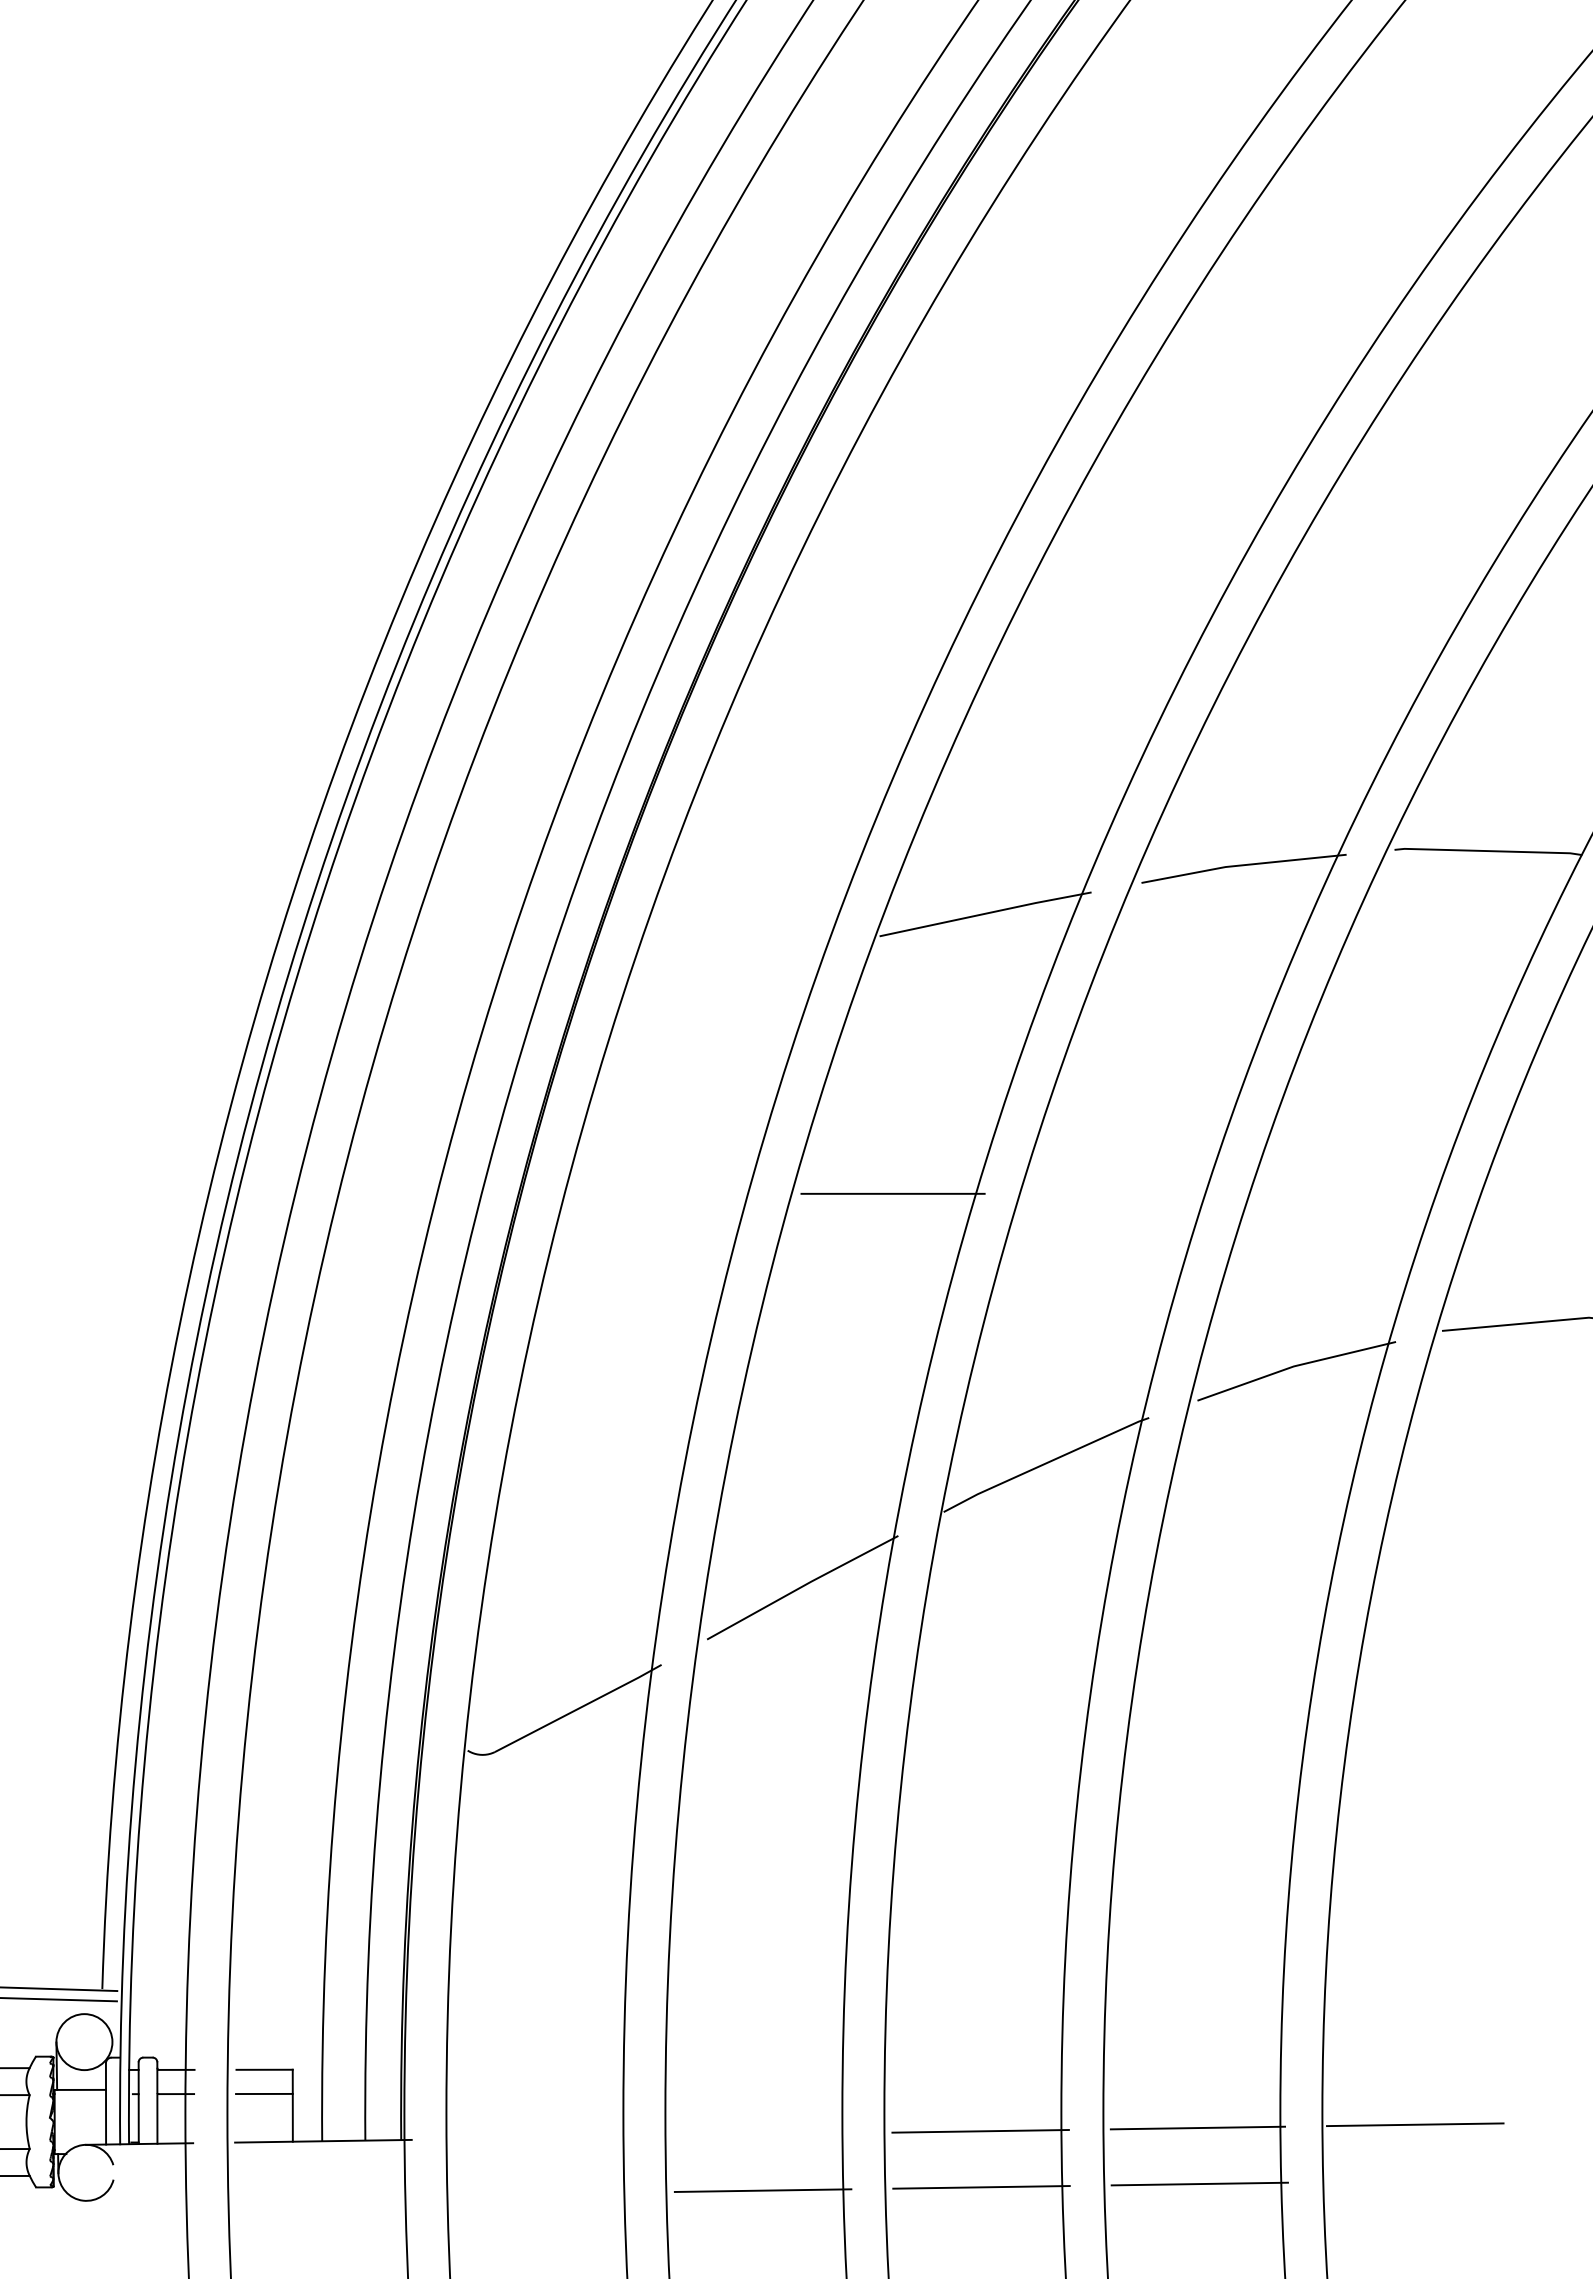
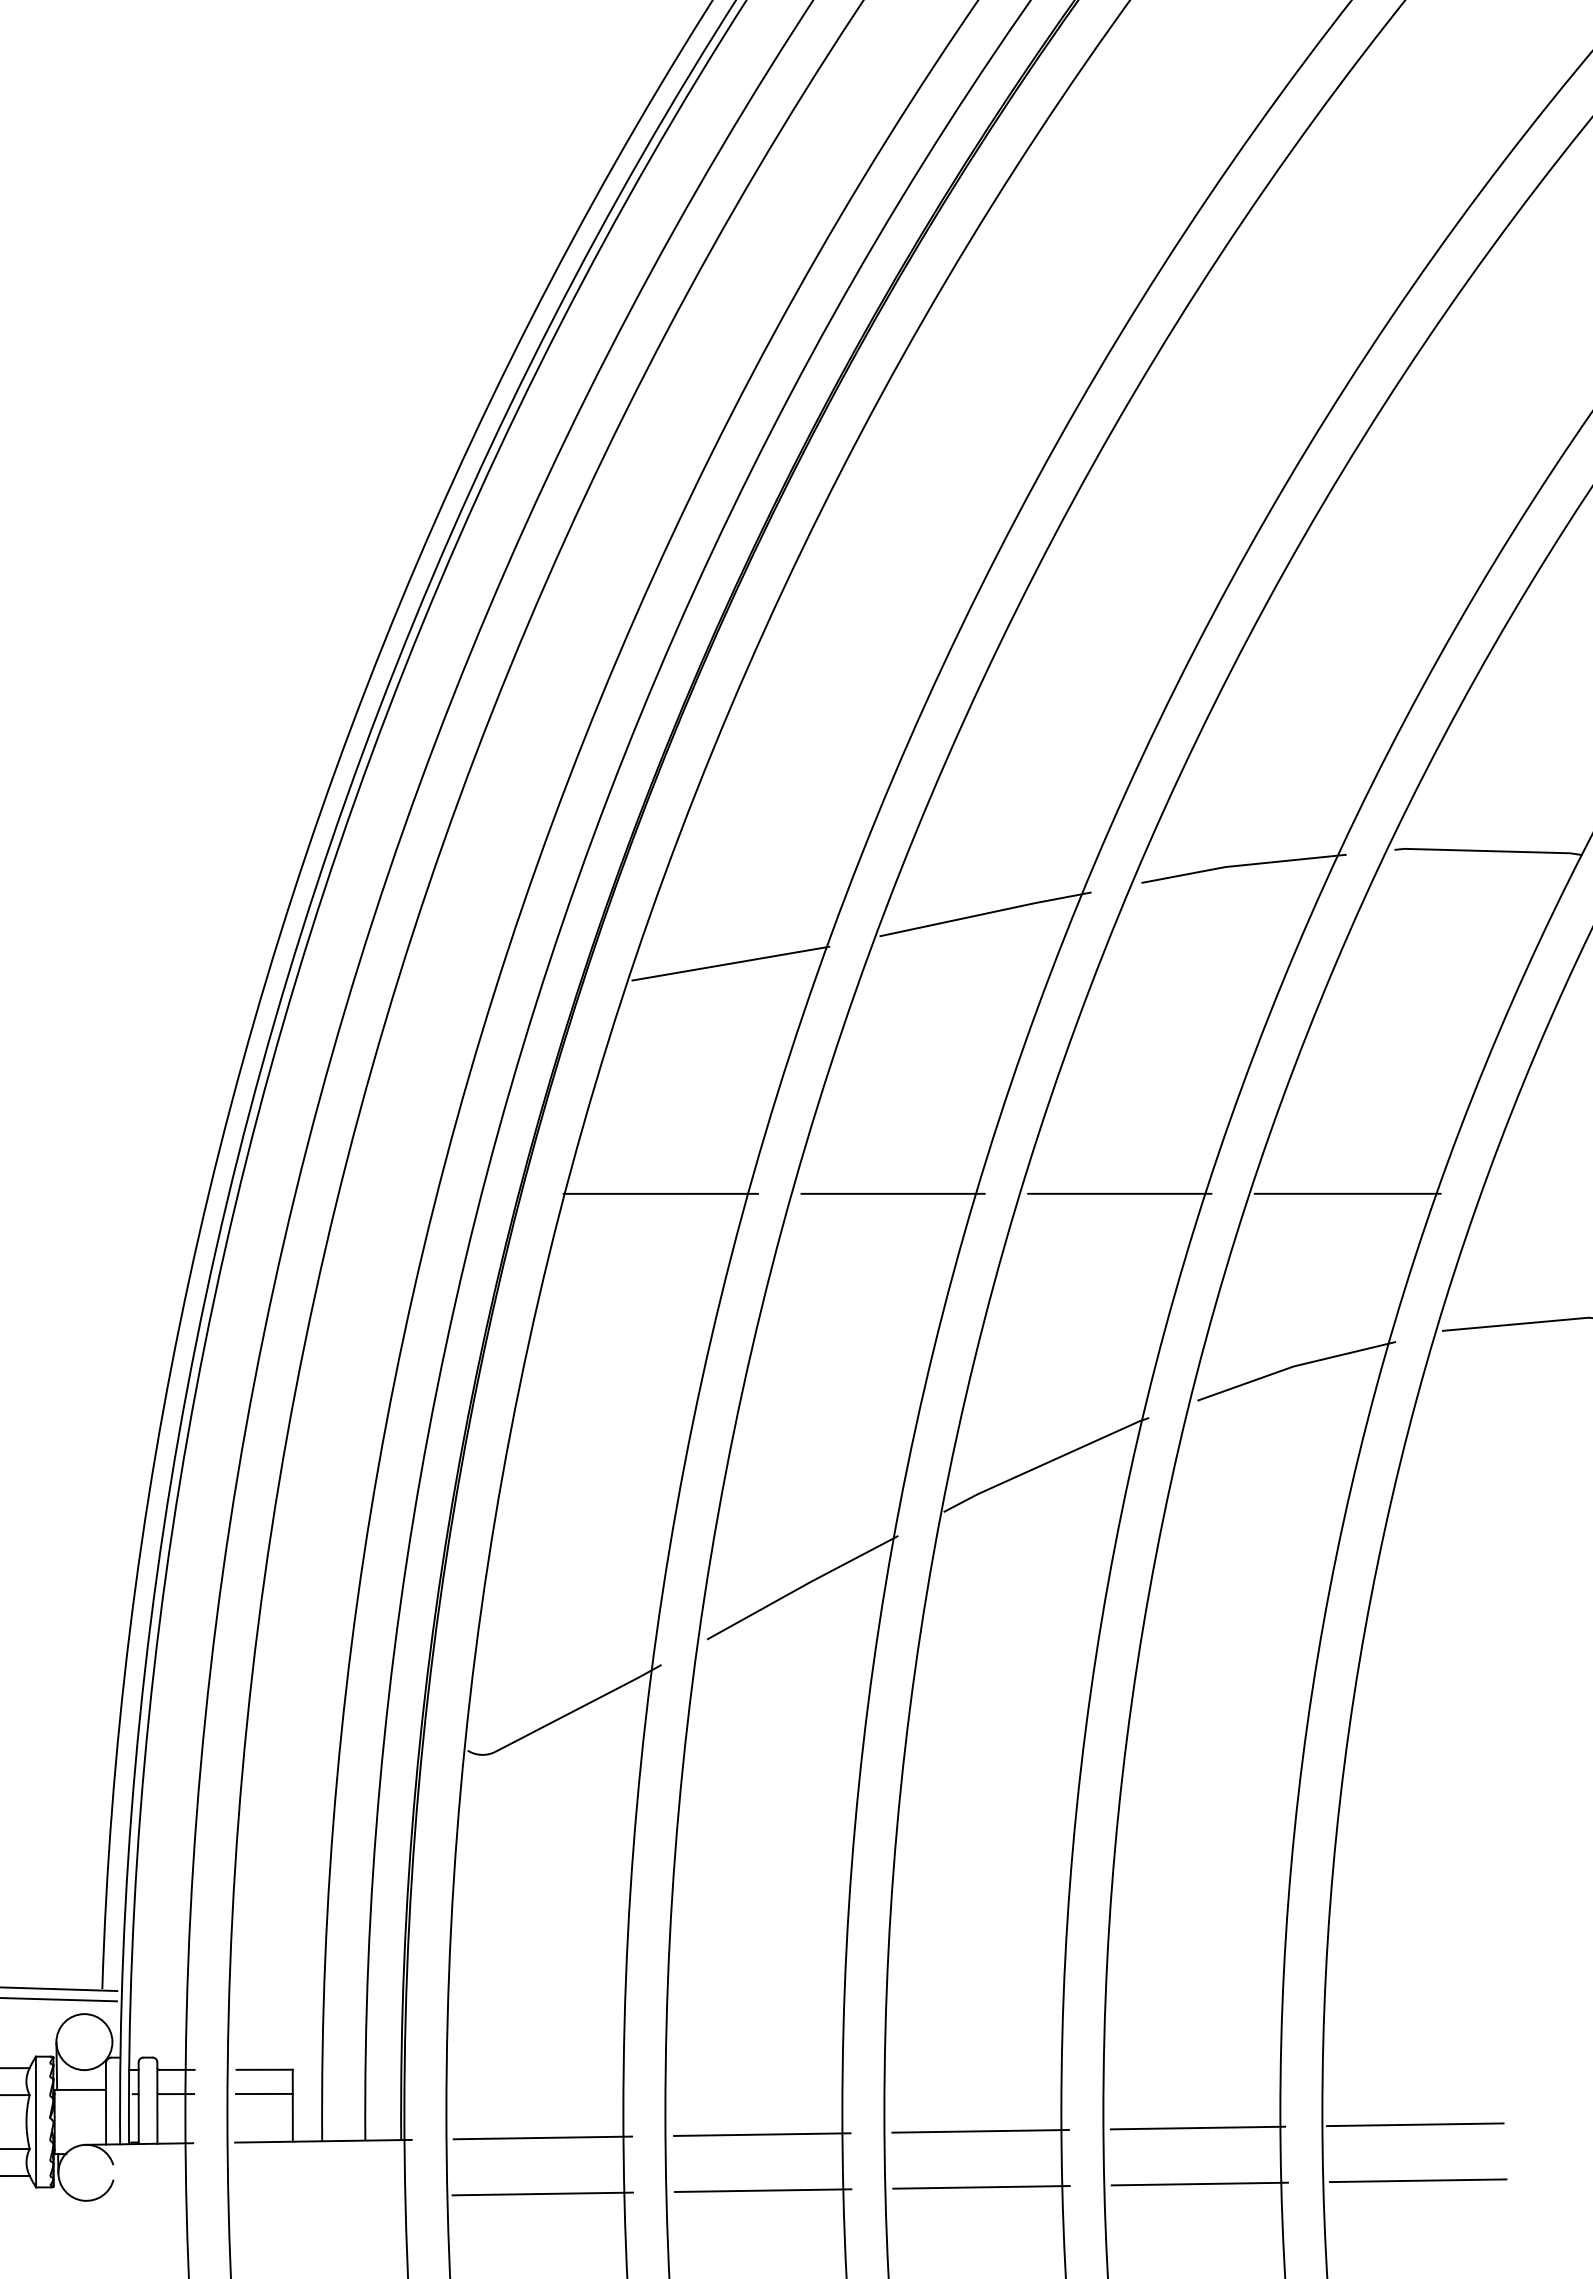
line: none -> present (730, 963)
line: none -> present (660, 1193)
line: none -> present (1119, 1193)
line: none -> present (1347, 1193)
line: none -> present (35, 2121)
line: none -> present (762, 2134)
line: none -> present (542, 2137)
line: none -> present (1417, 2180)
line: none -> present (542, 2193)
